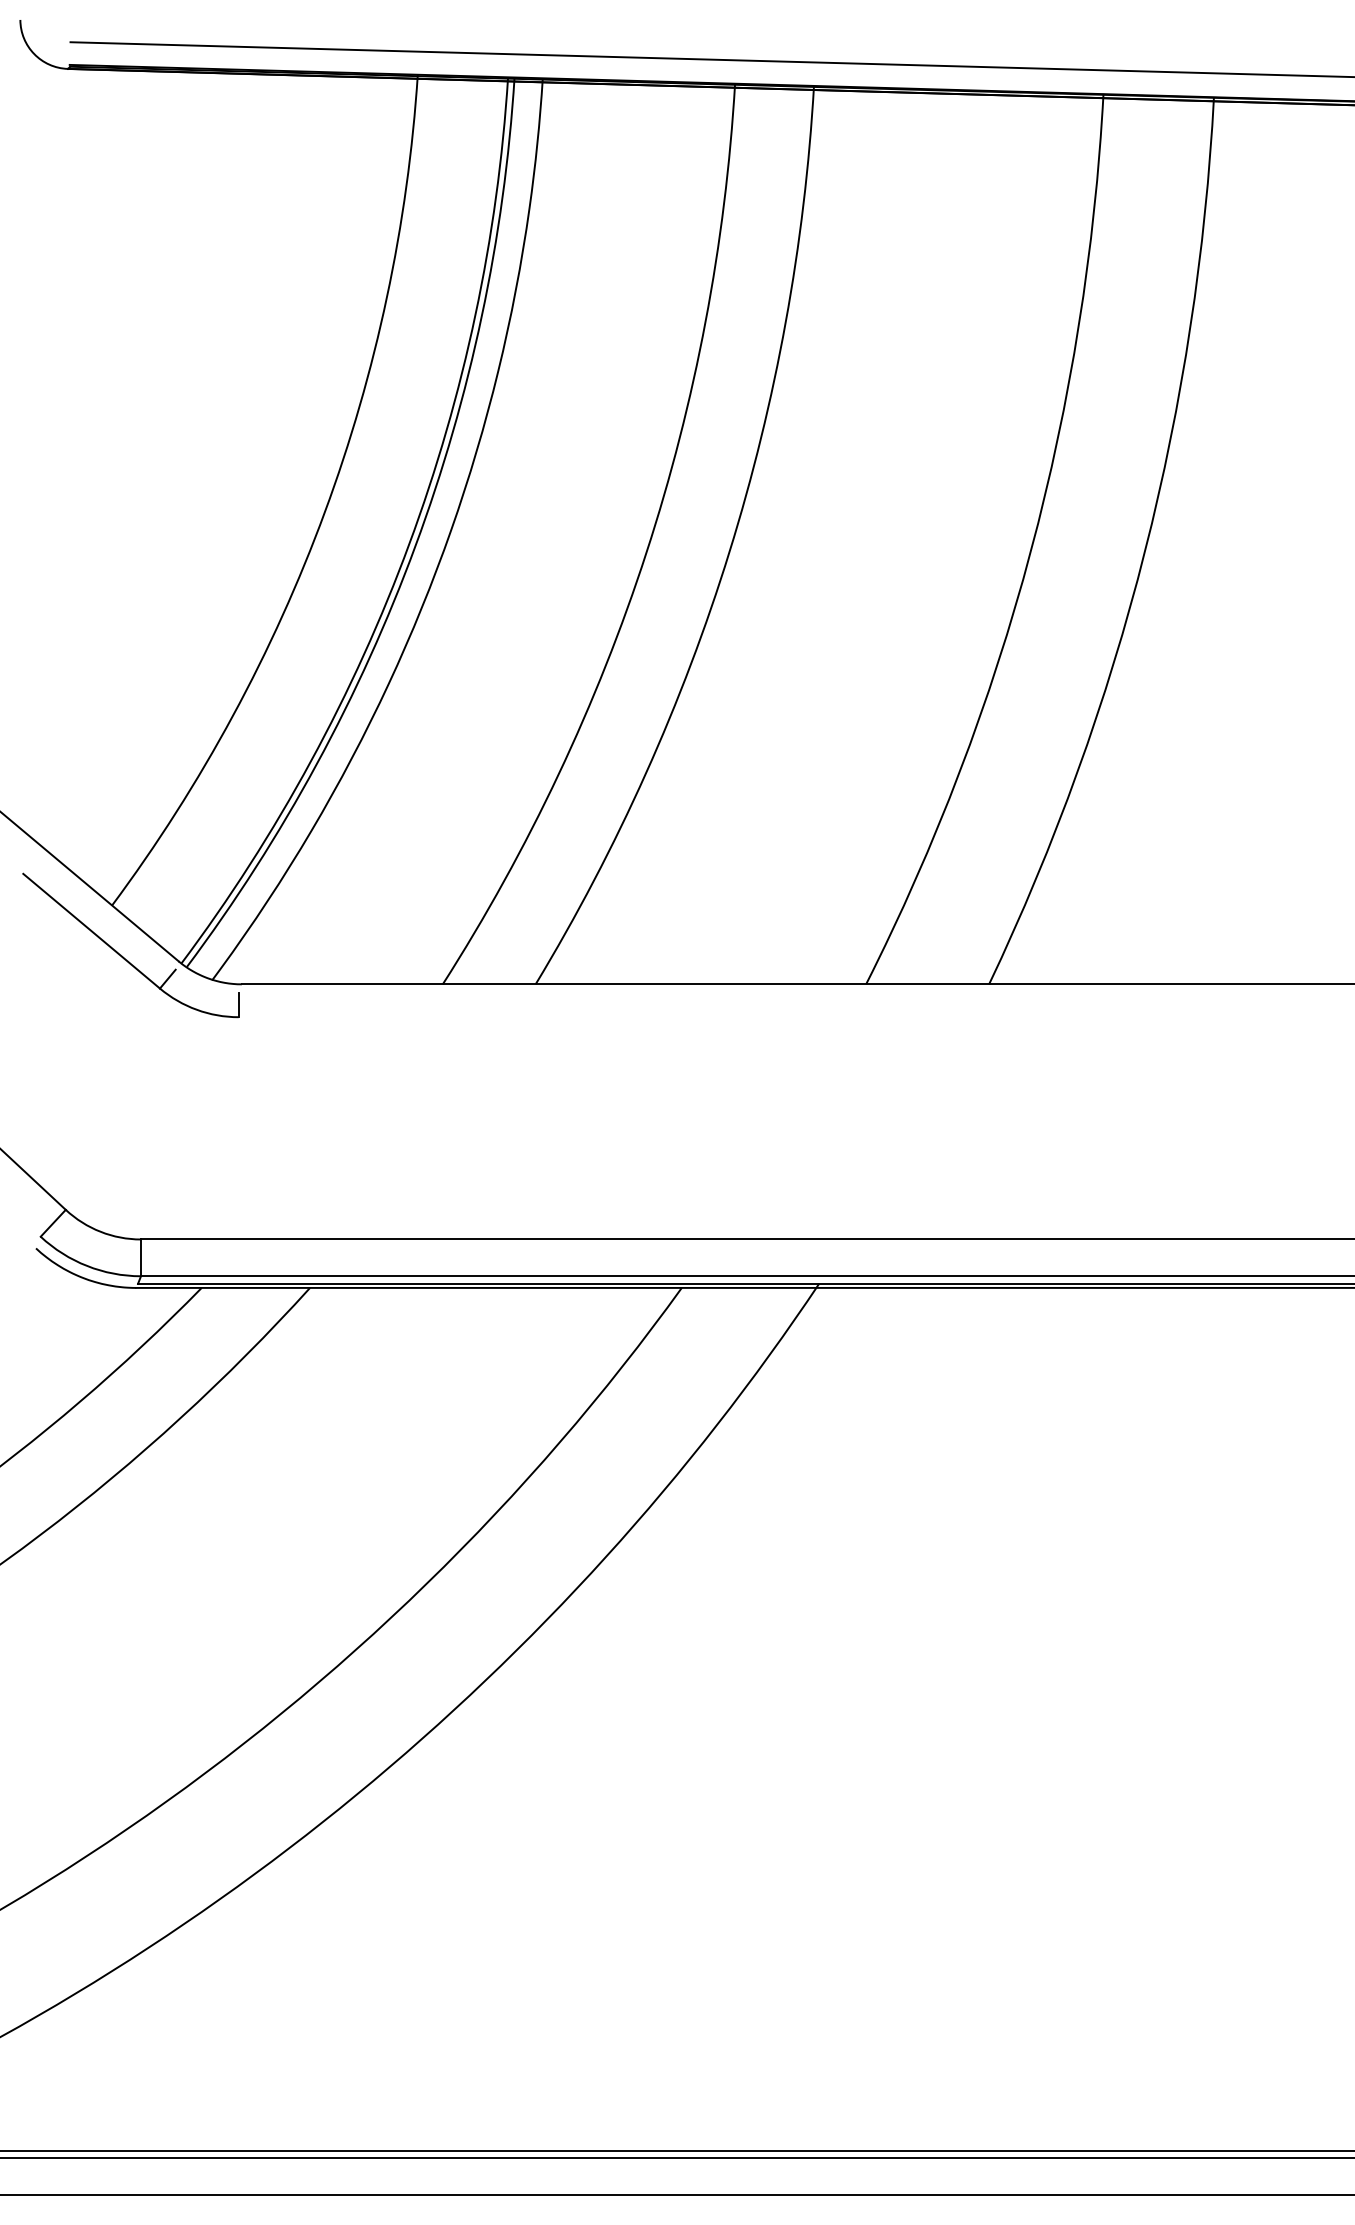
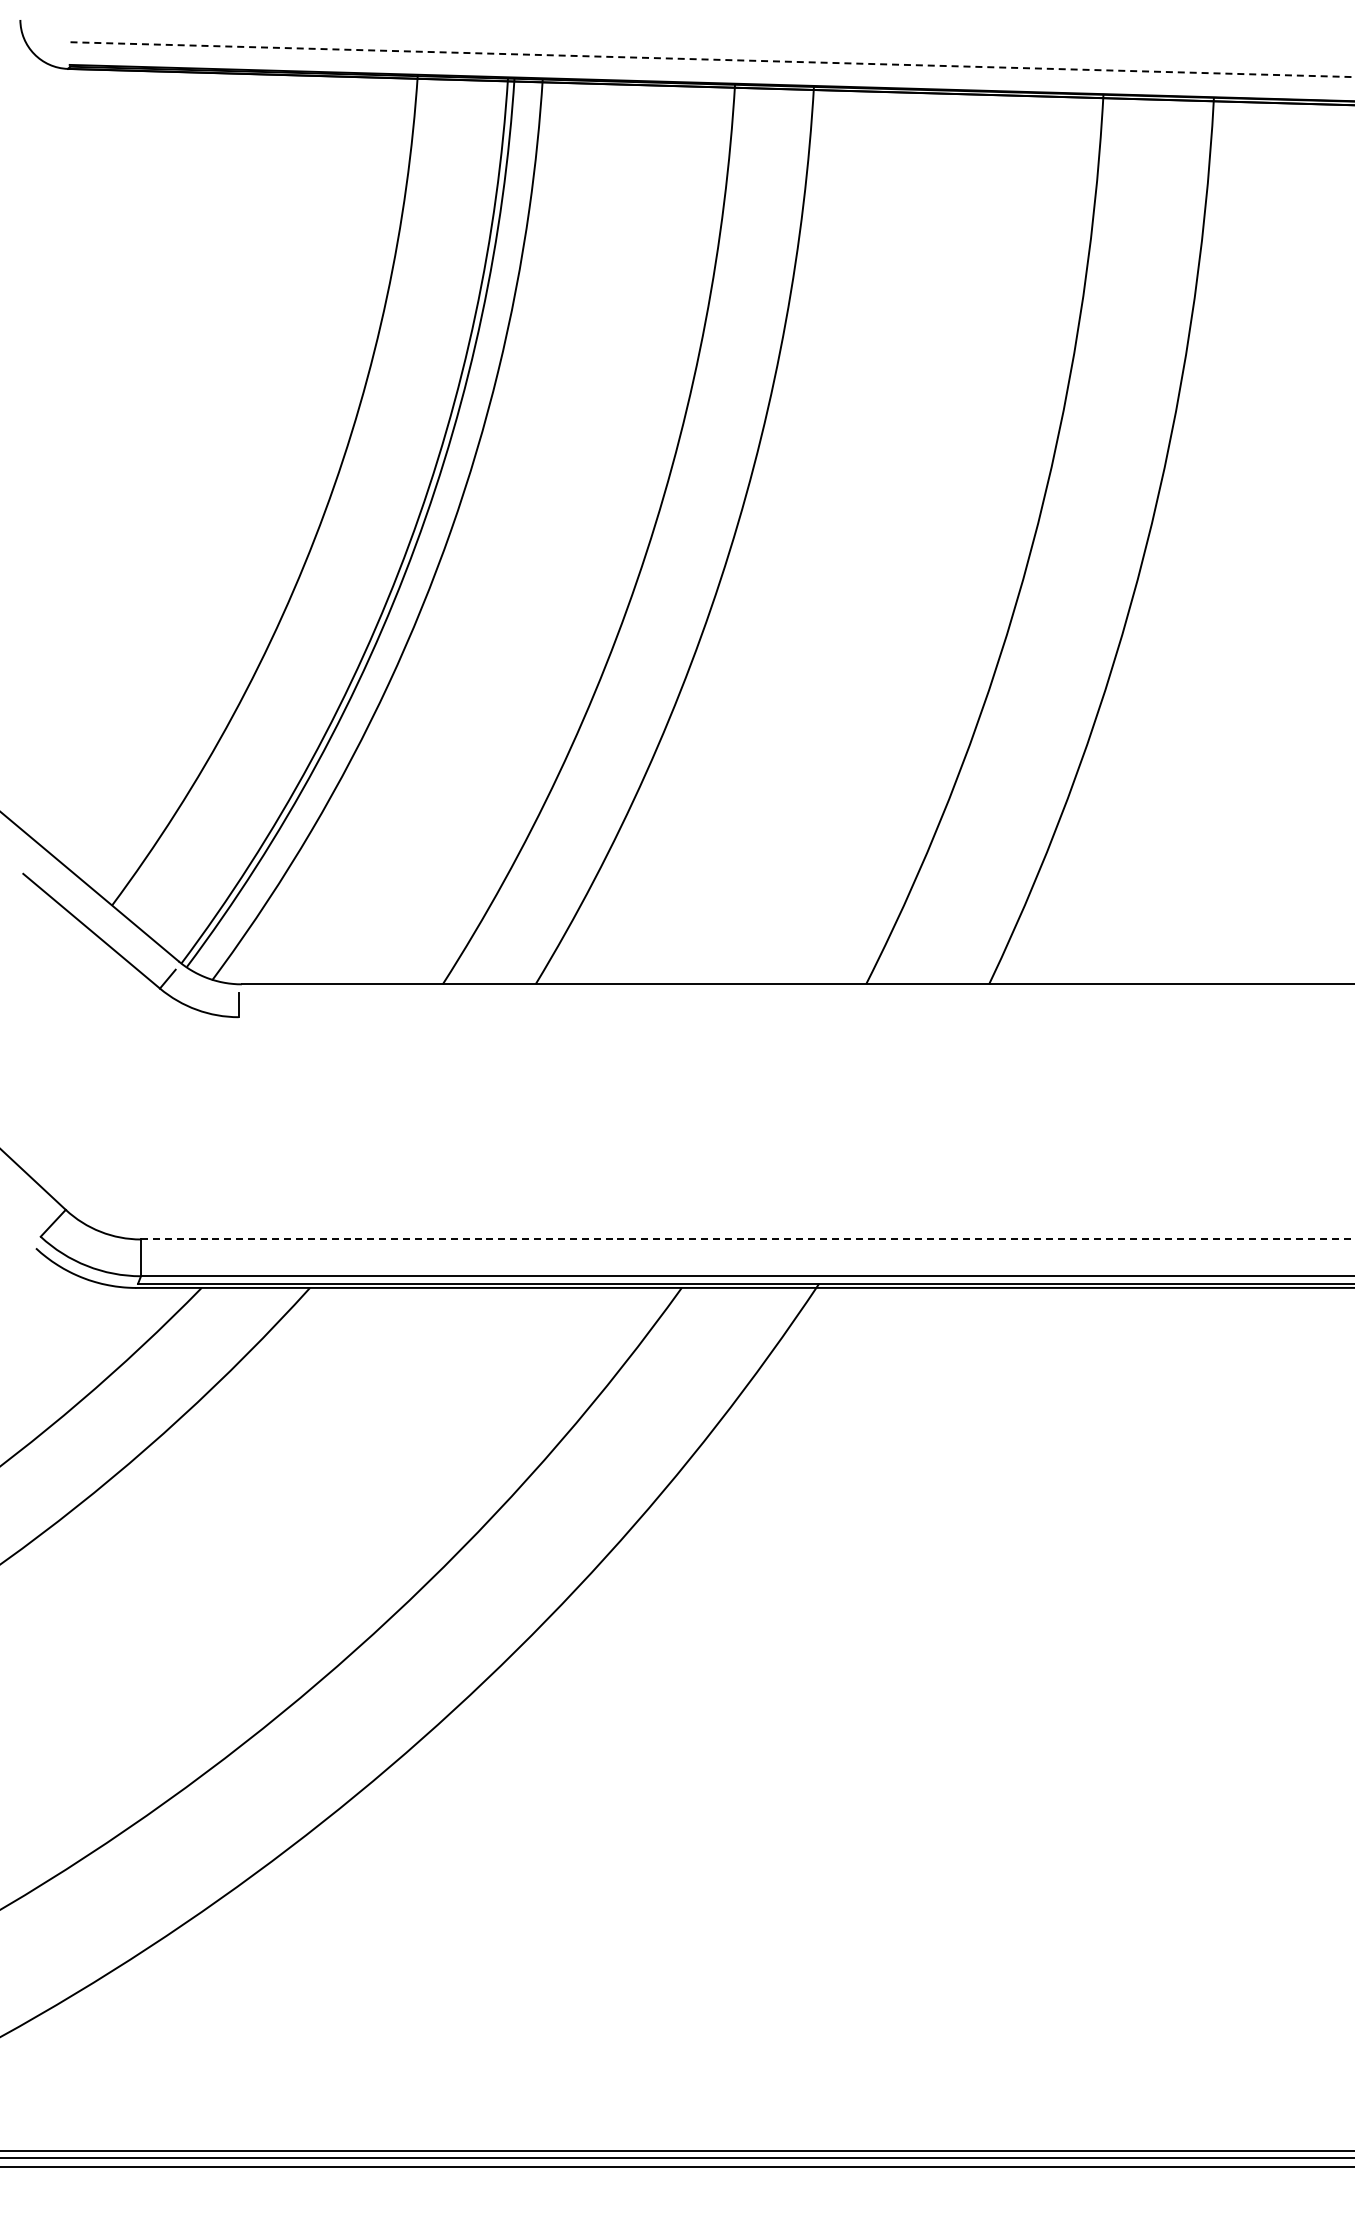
line: solid -> dashed (713, 59)
line: solid -> dashed (747, 1239)
line position: (676, 2195) -> (676, 2167) (676, 2167)
